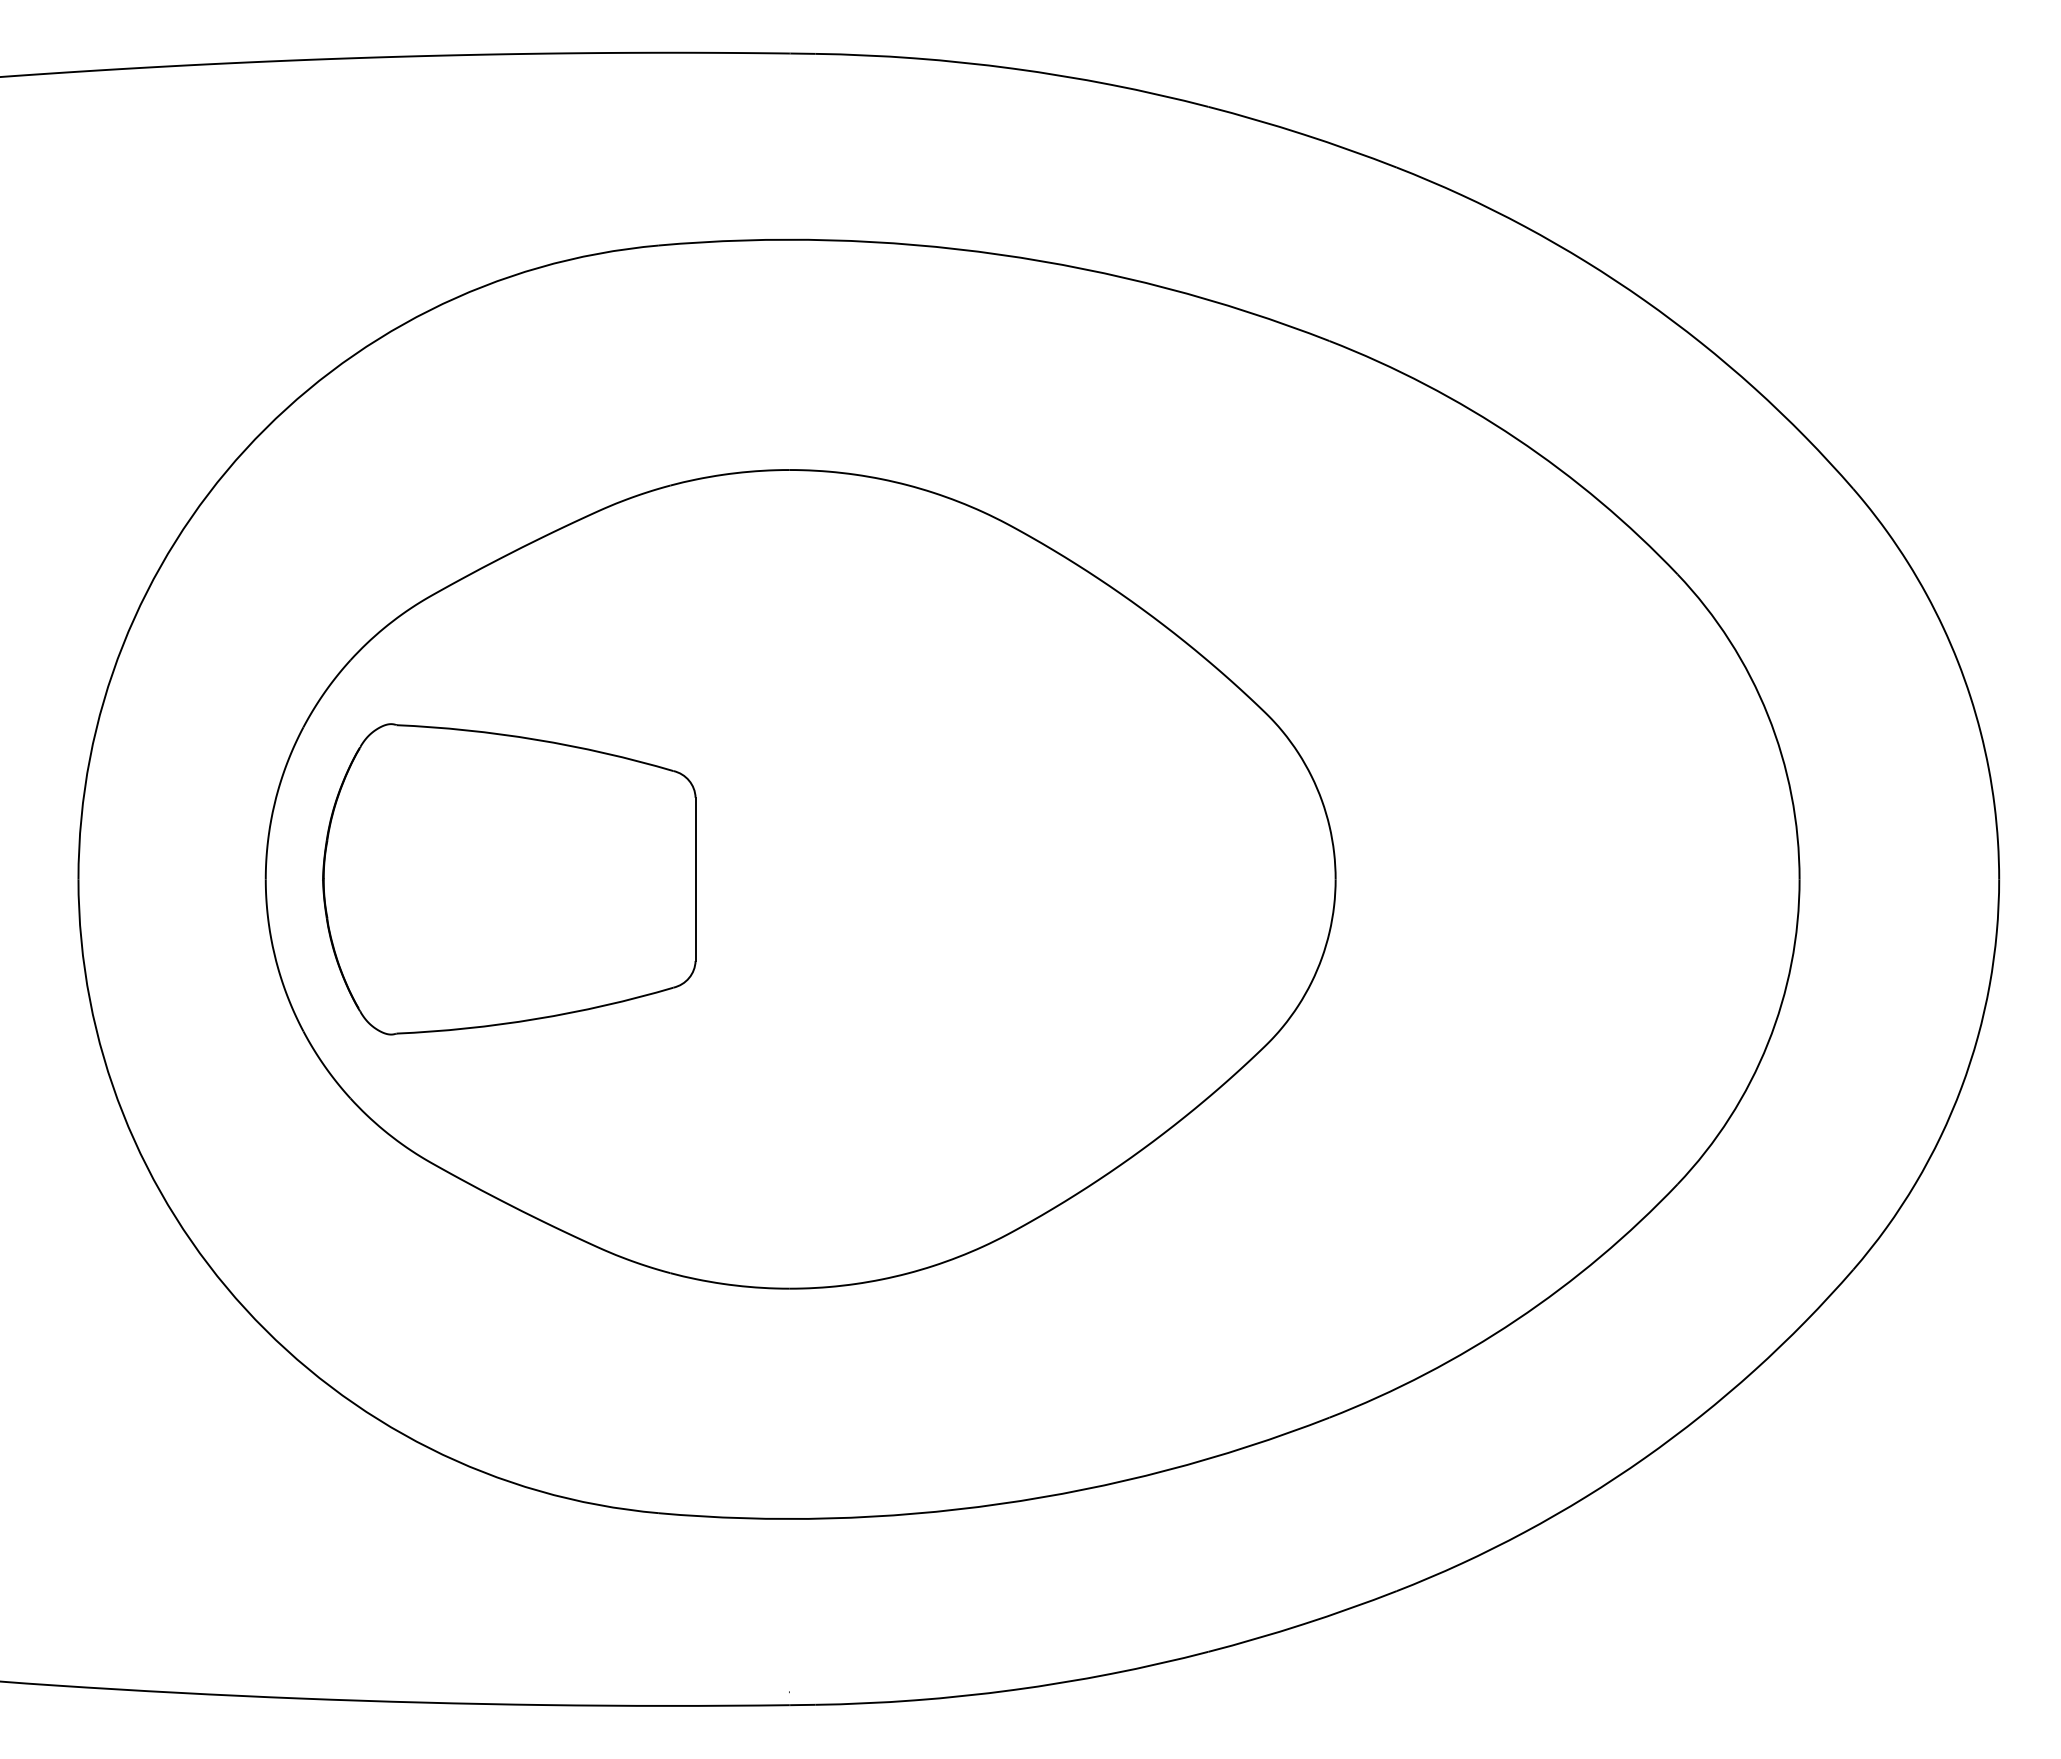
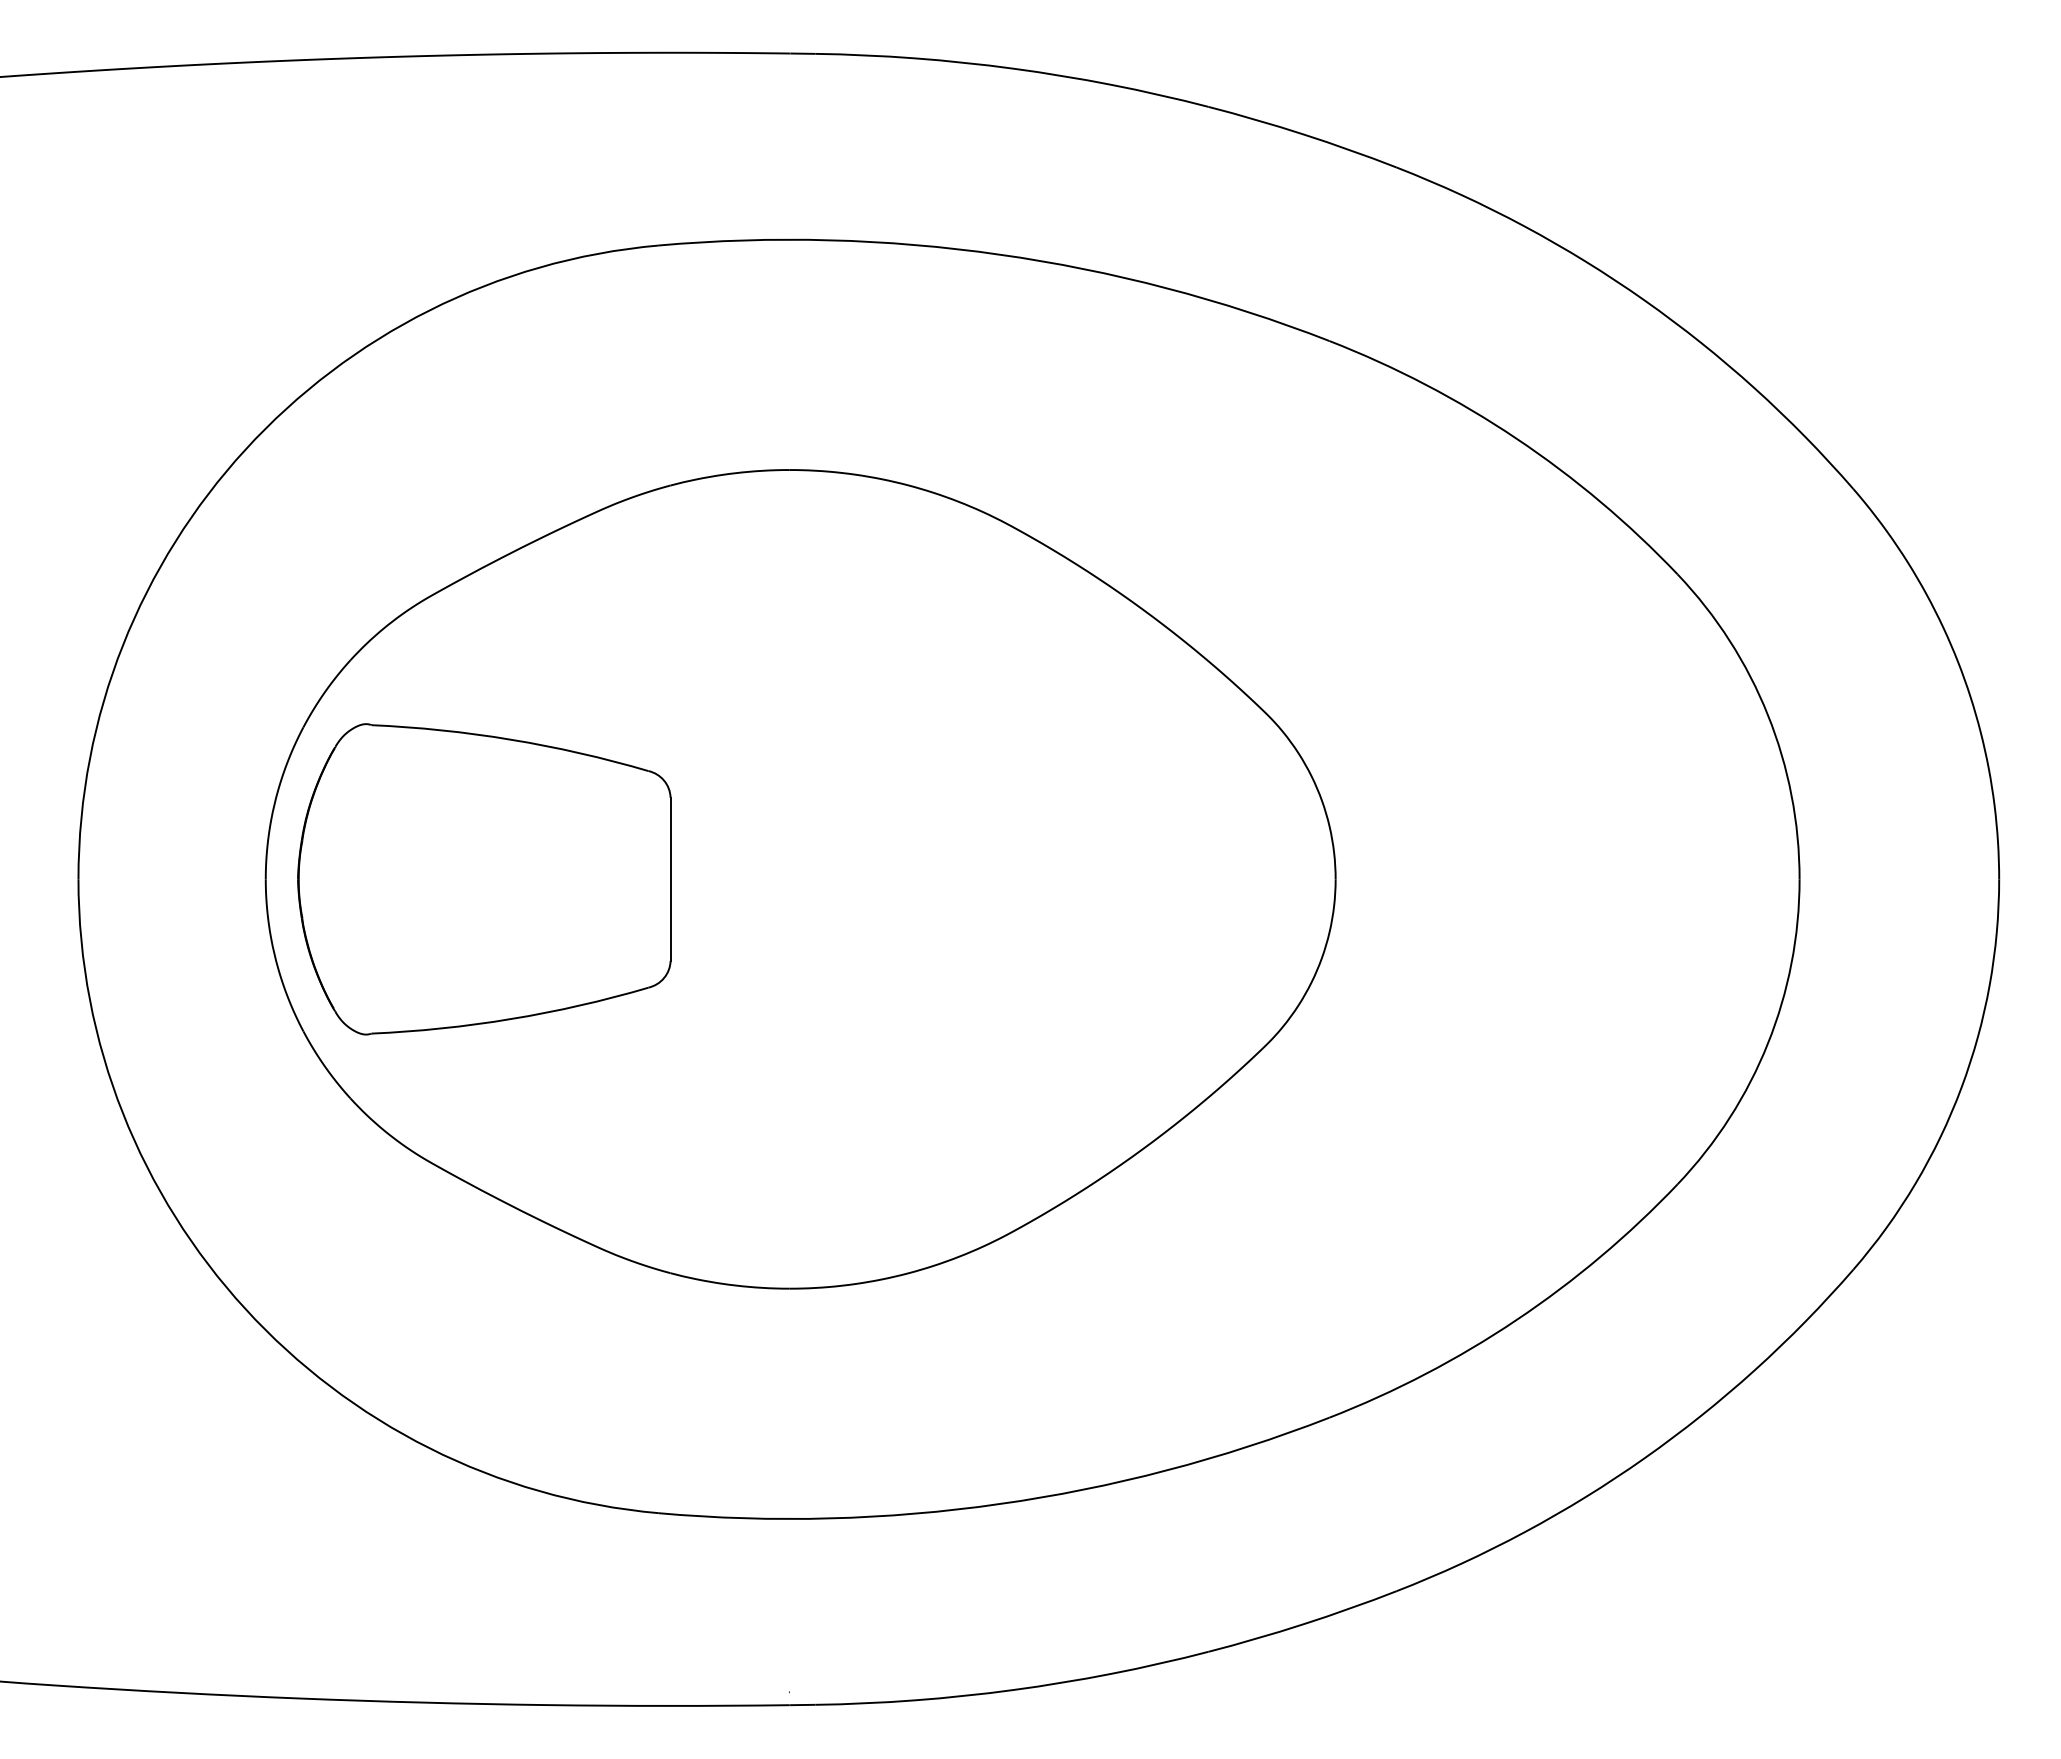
part position: (509, 879) -> (484, 879) (484, 879)
